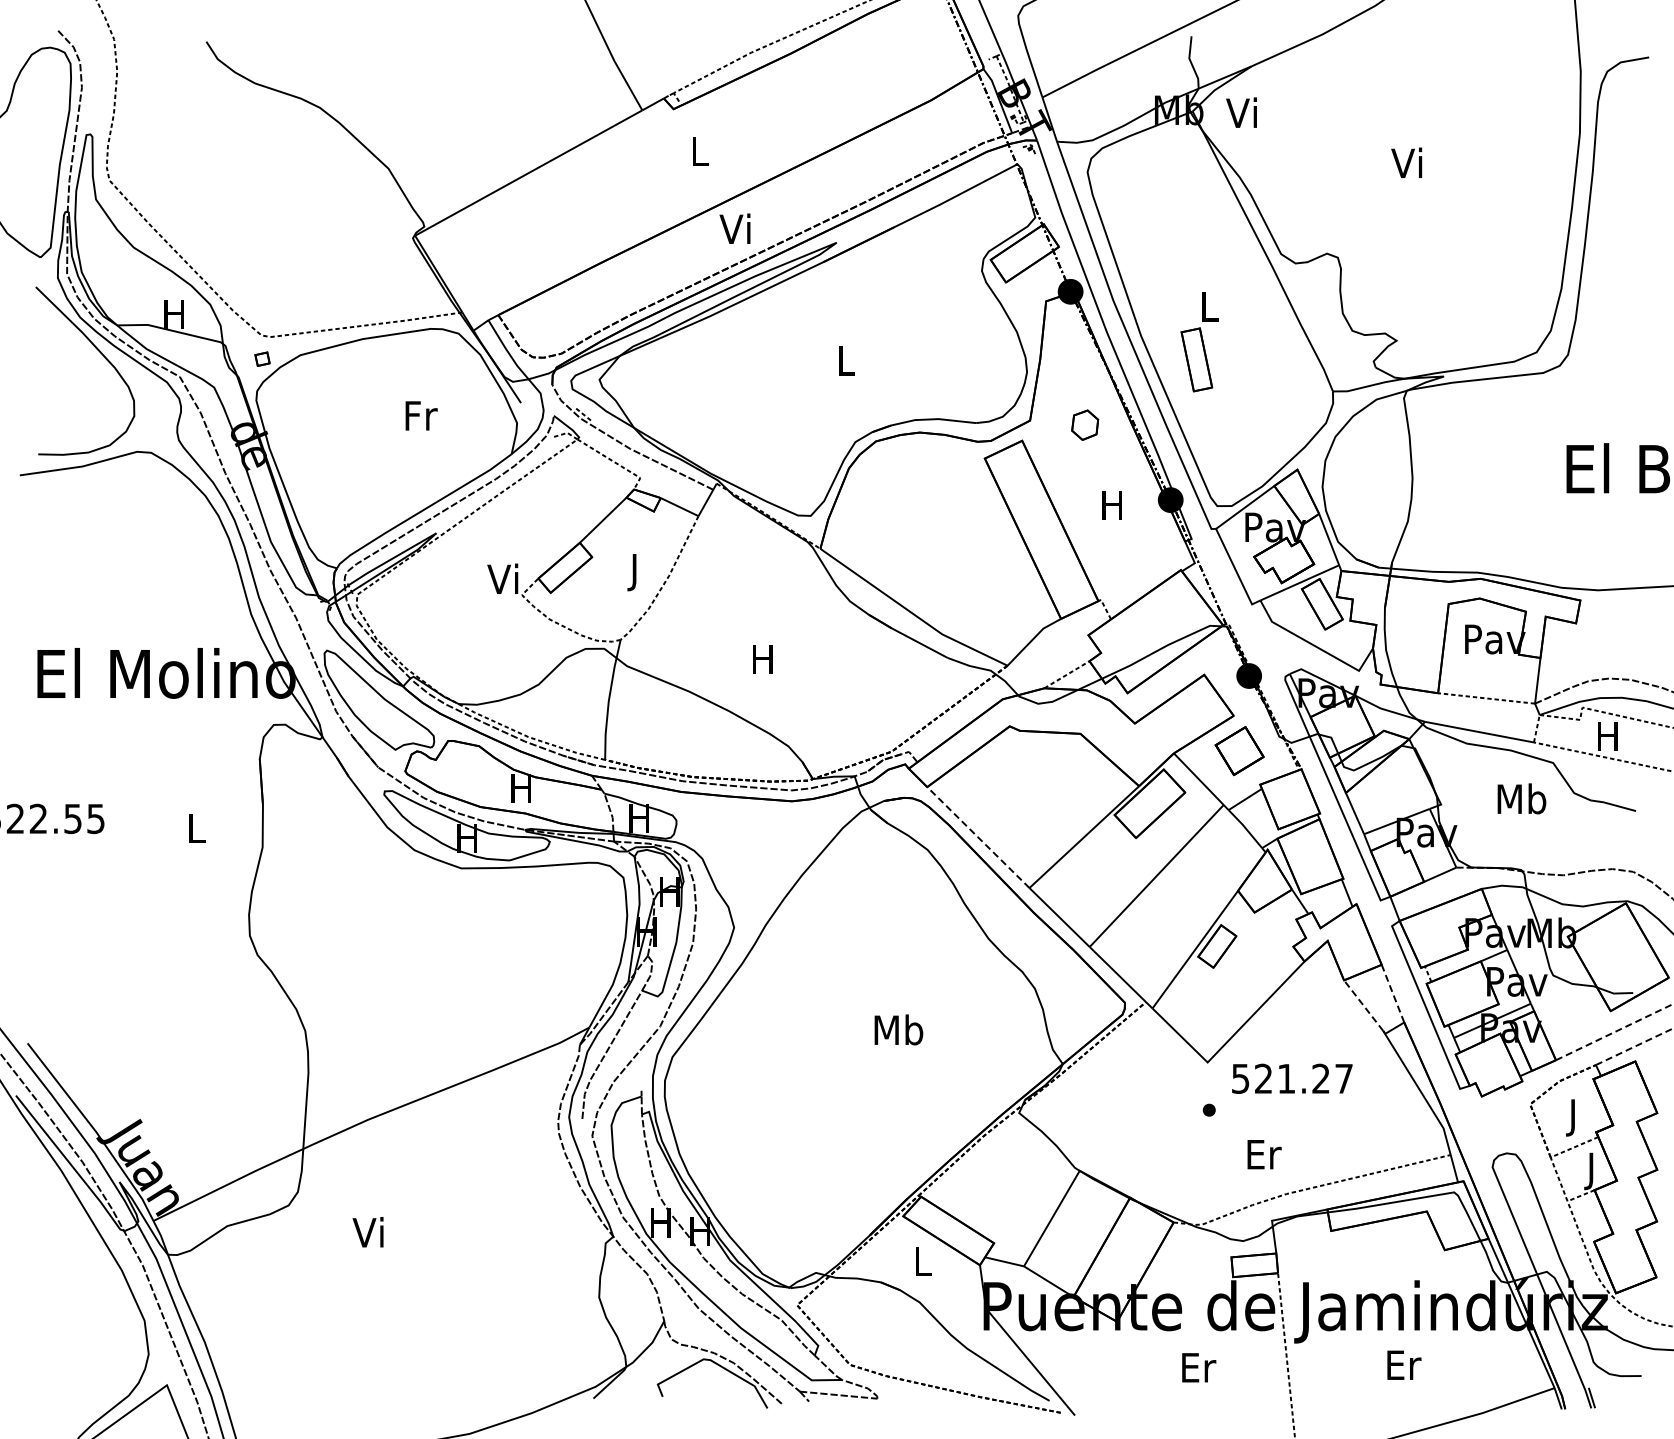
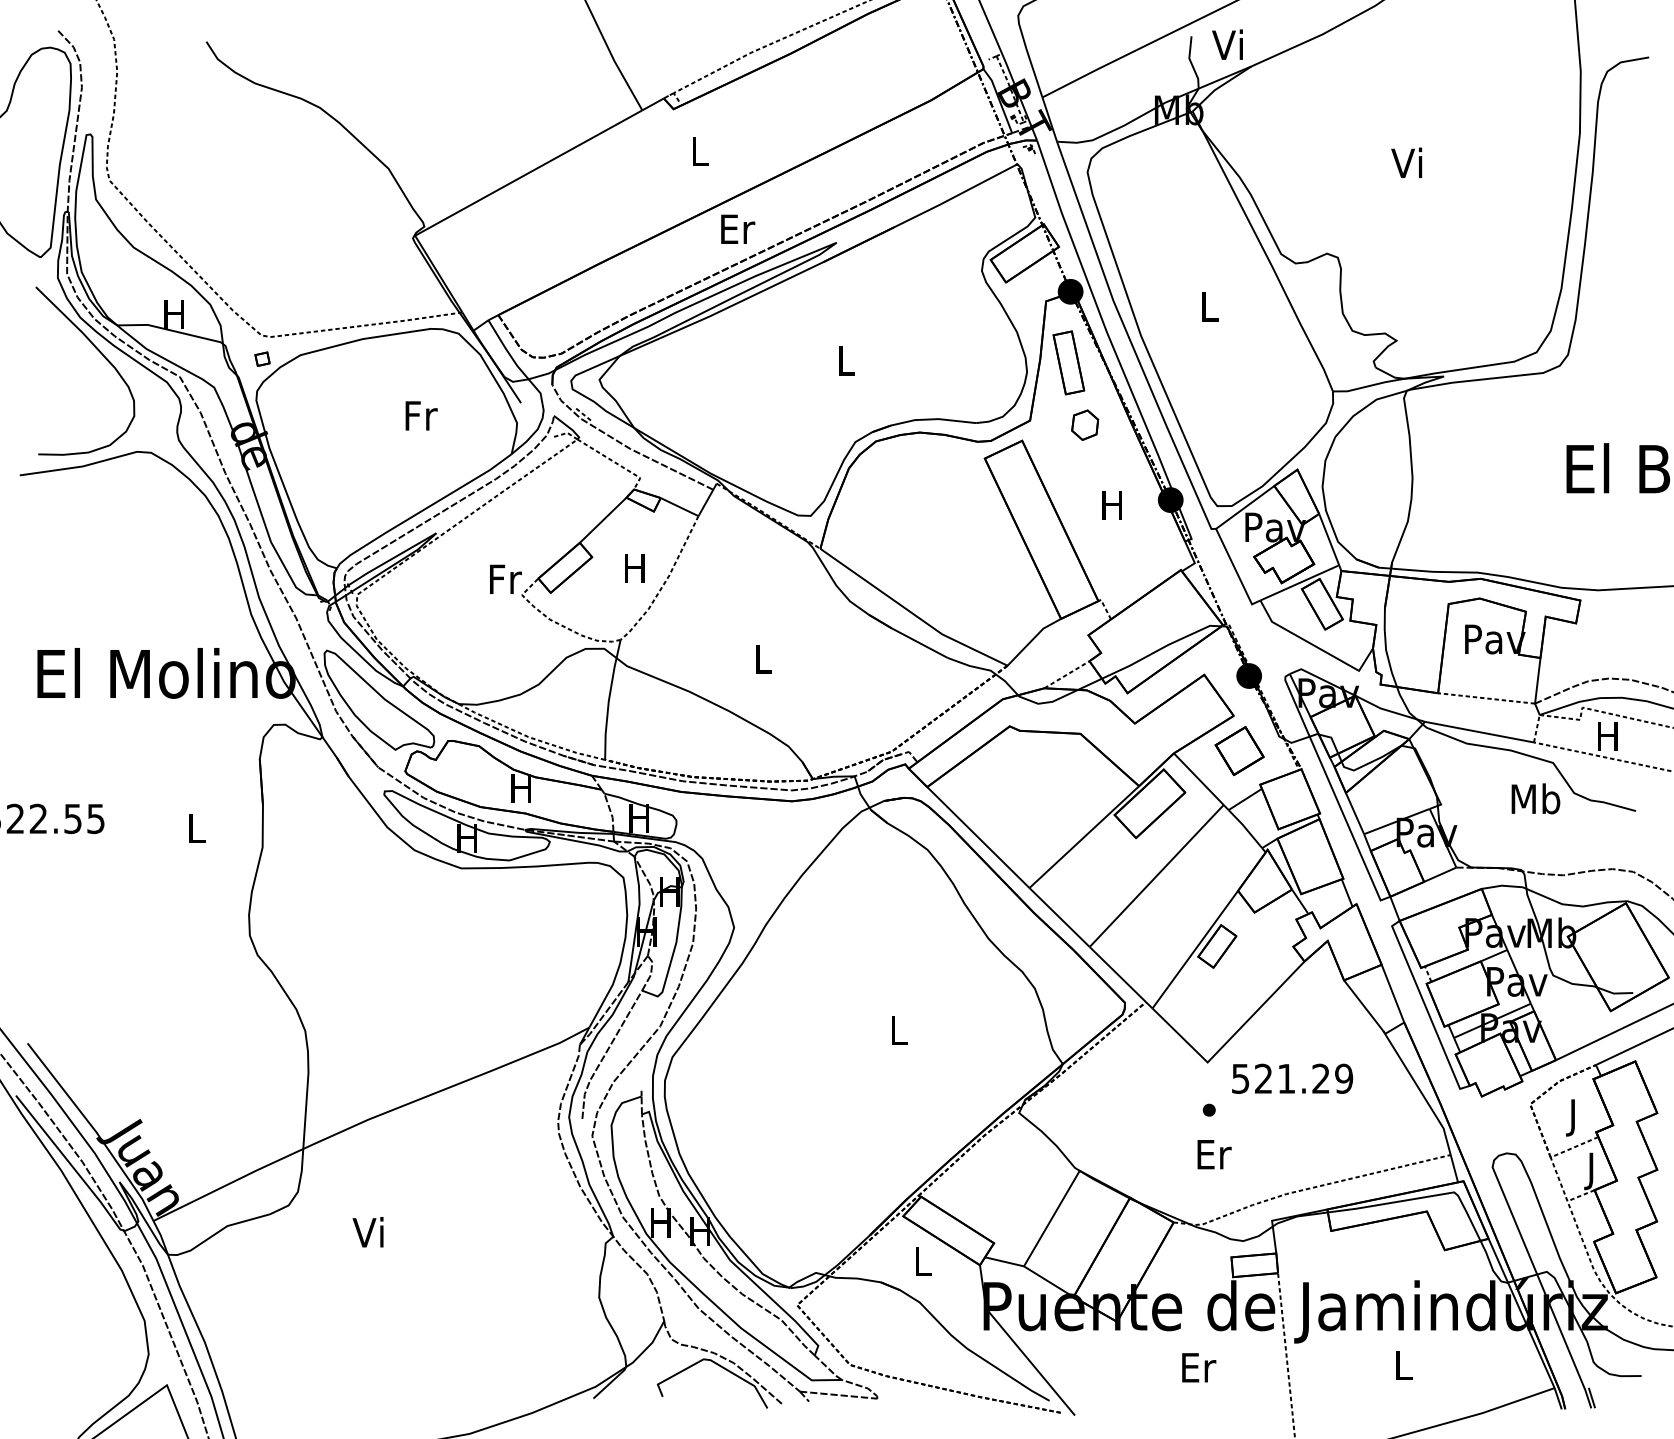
text position: (1241, 112) -> (1227, 44) (1227, 44)
text: Vi -> Er (737, 228)
part position: (1196, 359) -> (1068, 362) (1068, 362)
text: J -> H (634, 572)
text: Vi -> Fr (504, 578)
text: H -> L (762, 659)
text position: (1521, 798) -> (1535, 798) (1535, 798)
line: dashed -> solid (978, 837)
line: dashed -> solid (1392, 993)
line: dashed -> solid (1363, 1005)
text: Mb -> L (898, 1029)
line: dashed -> solid (1615, 1031)
line: dashed -> solid (1634, 1046)
text: 521.27 -> 521.29 (1344, 1078)
text position: (1264, 1154) -> (1214, 1154) (1214, 1154)
text: Er -> L (1404, 1364)
